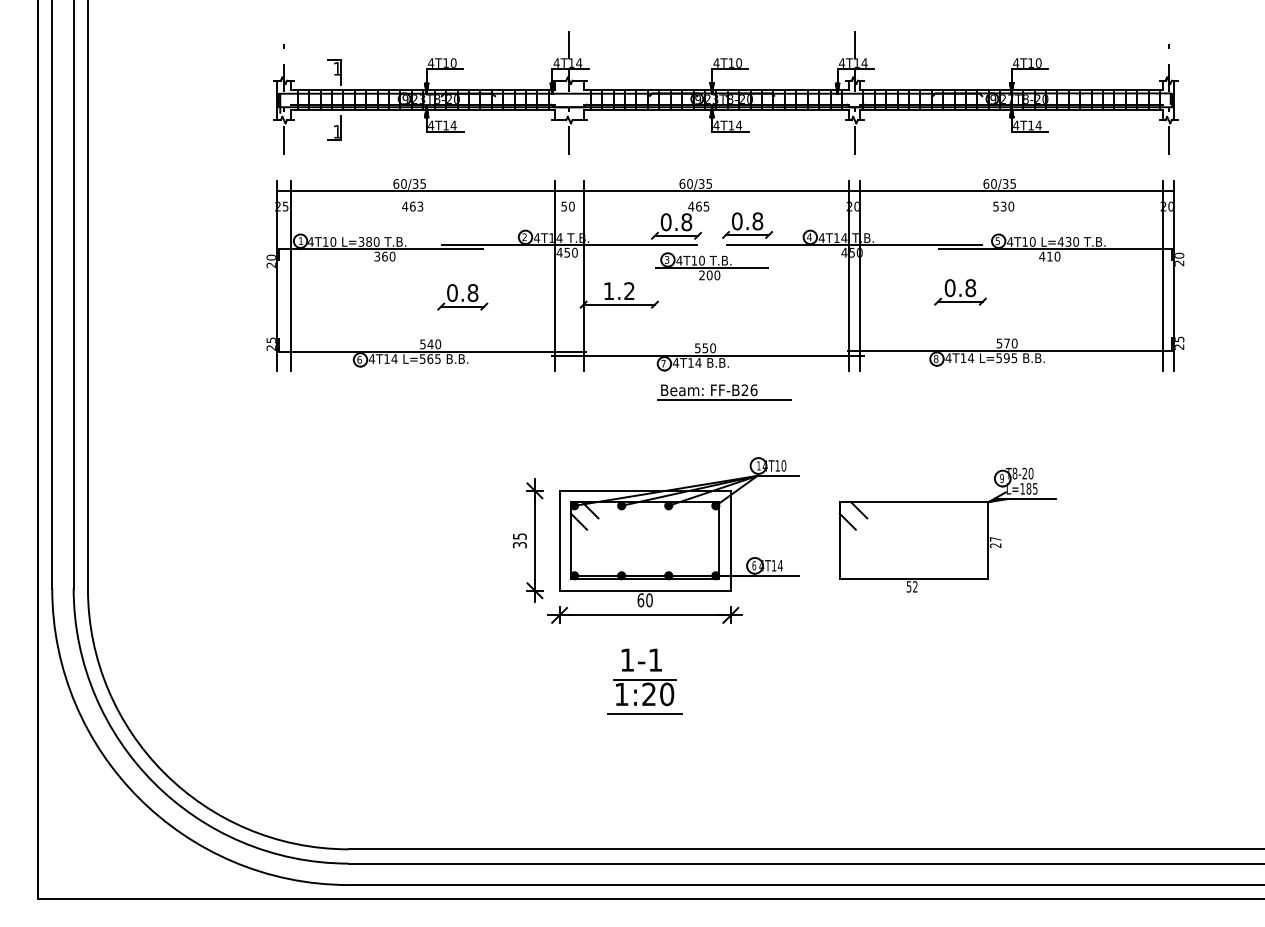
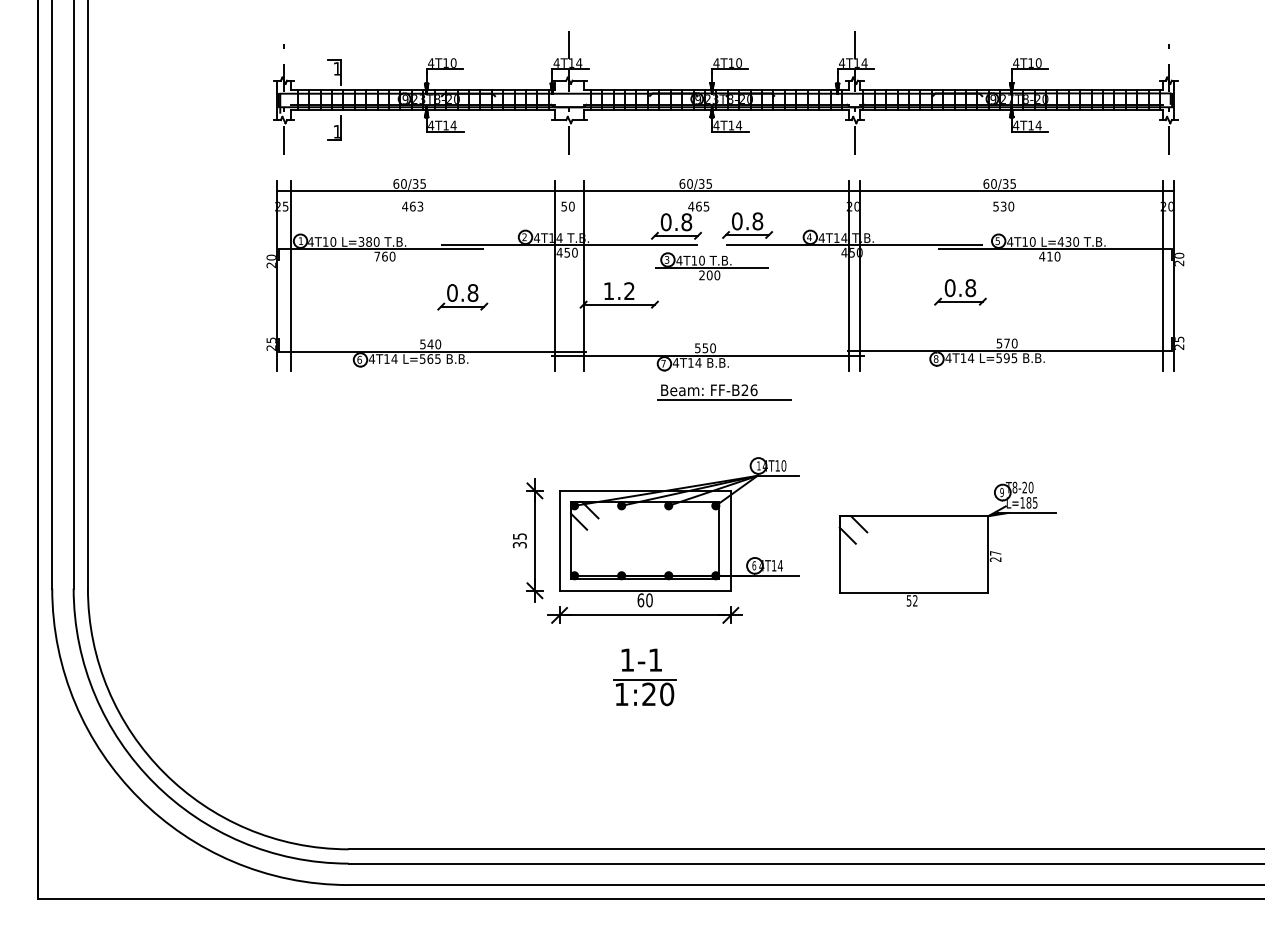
text: 360 -> 760 (377, 256)
part position: (947, 529) -> (947, 543) (947, 543)
line: present -> none (645, 714)
